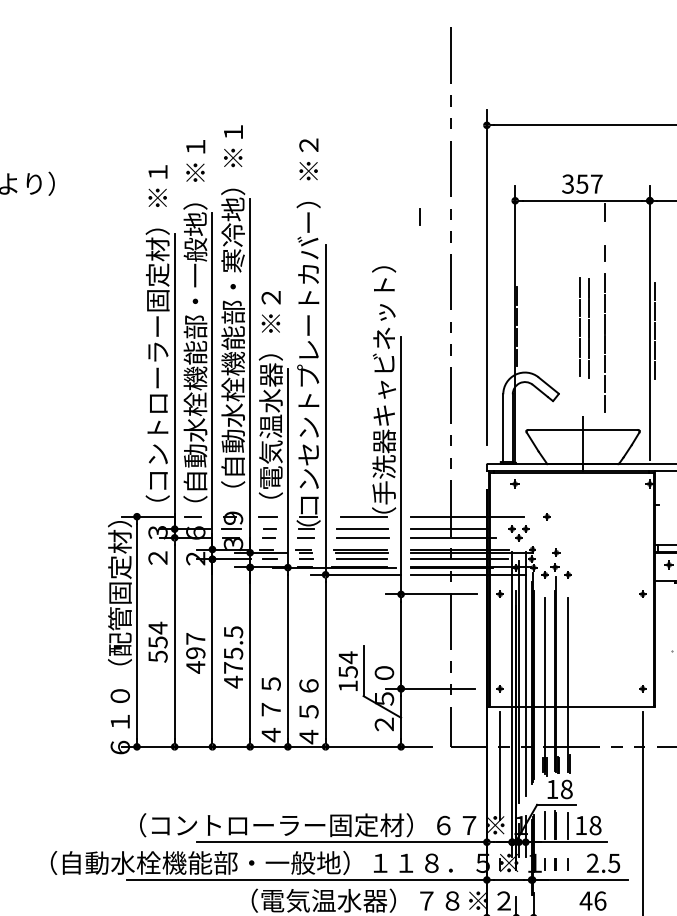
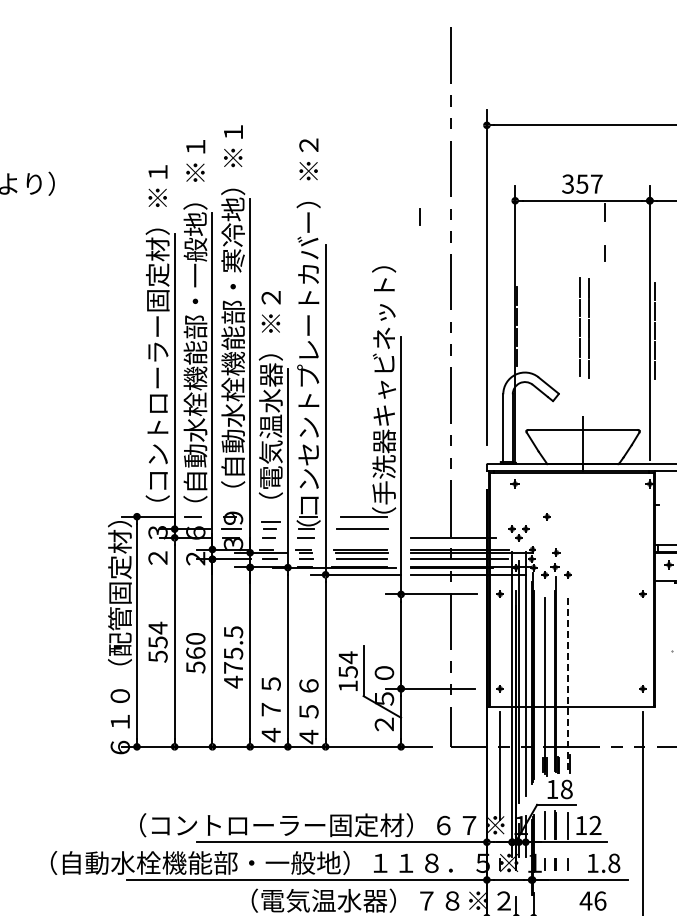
line: present -> none (604, 342)
line position: (267, 516) -> (270, 521) (270, 521)
line: present -> none (467, 516)
line: present -> none (449, 529)
line: present -> none (362, 537)
text: 497 -> 560 (195, 653)
line: solid -> dashed (568, 685)
text: 18 -> 12 (595, 825)
text: 2.5 -> 1.8 (603, 862)
